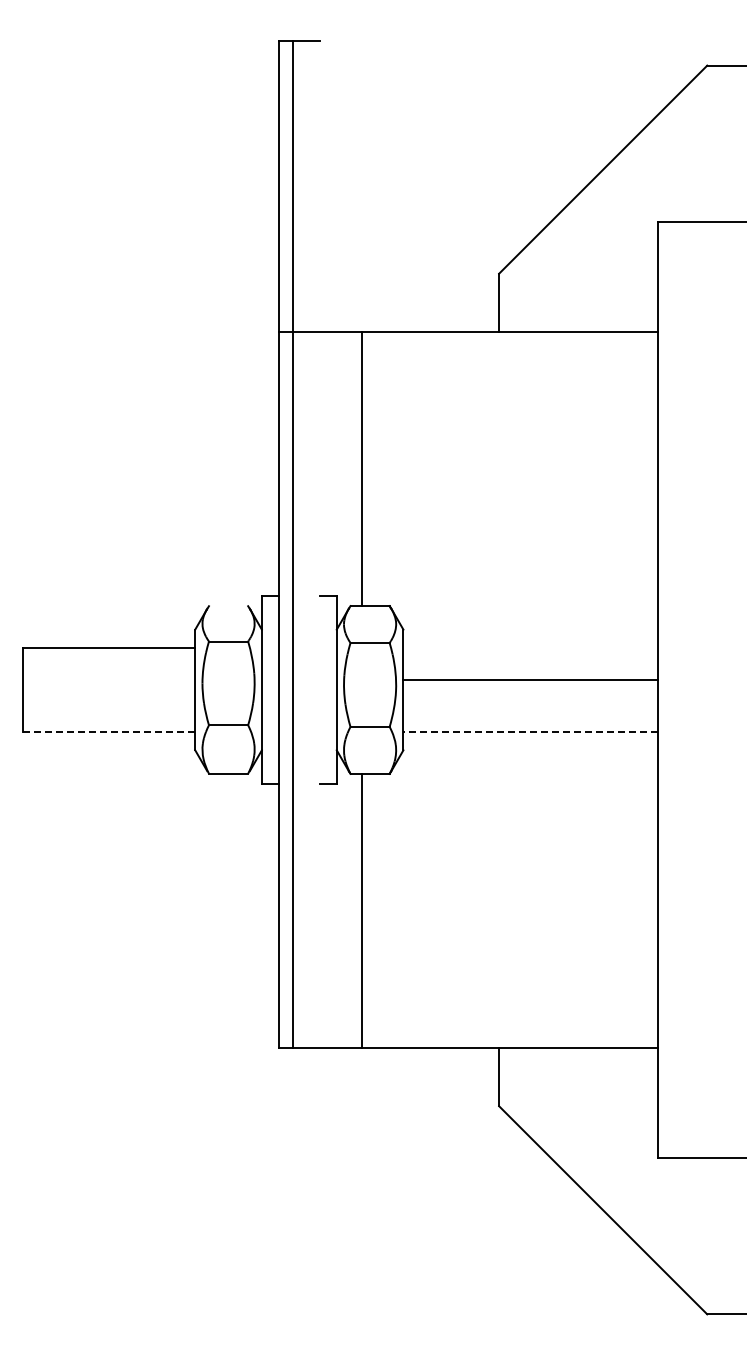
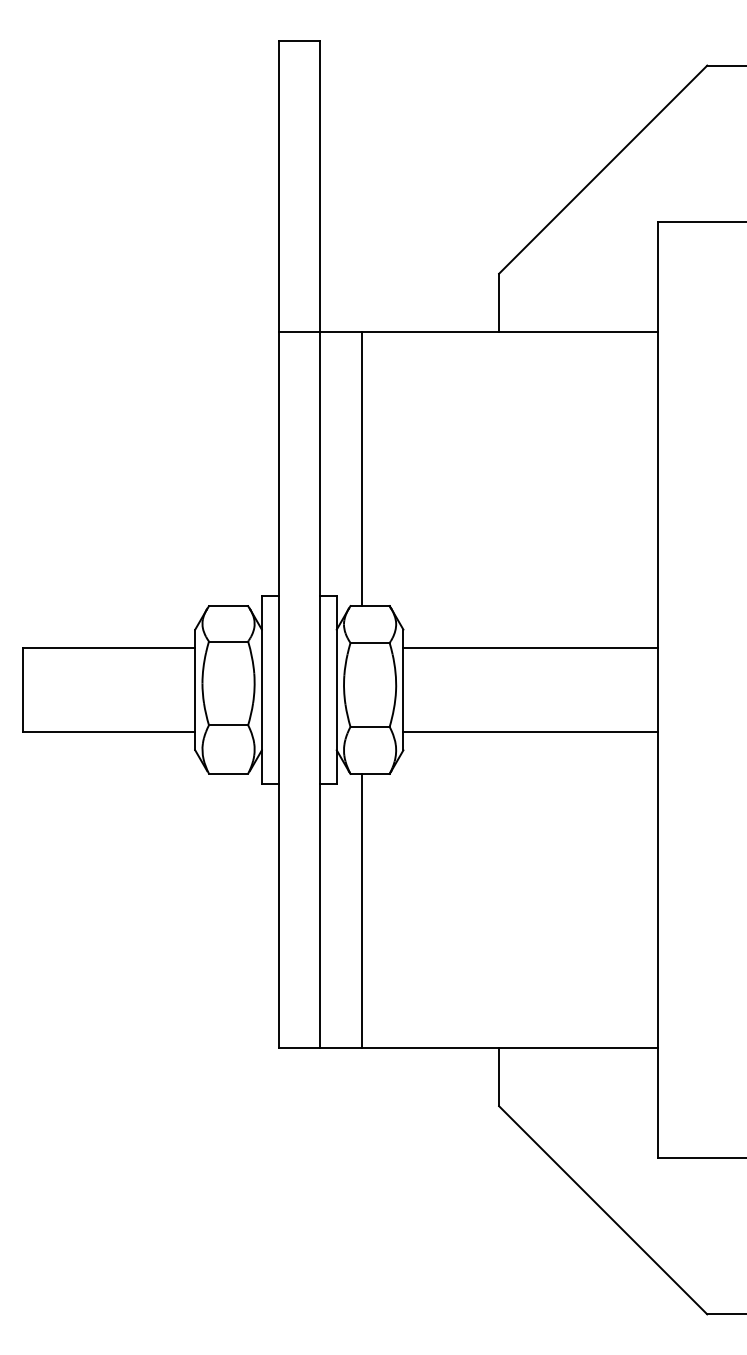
line position: (293, 543) -> (320, 543) (320, 543)
line: none -> present (228, 606)
line position: (530, 680) -> (530, 648) (530, 648)
line: dashed -> solid (108, 731)
line: dashed -> solid (529, 731)
